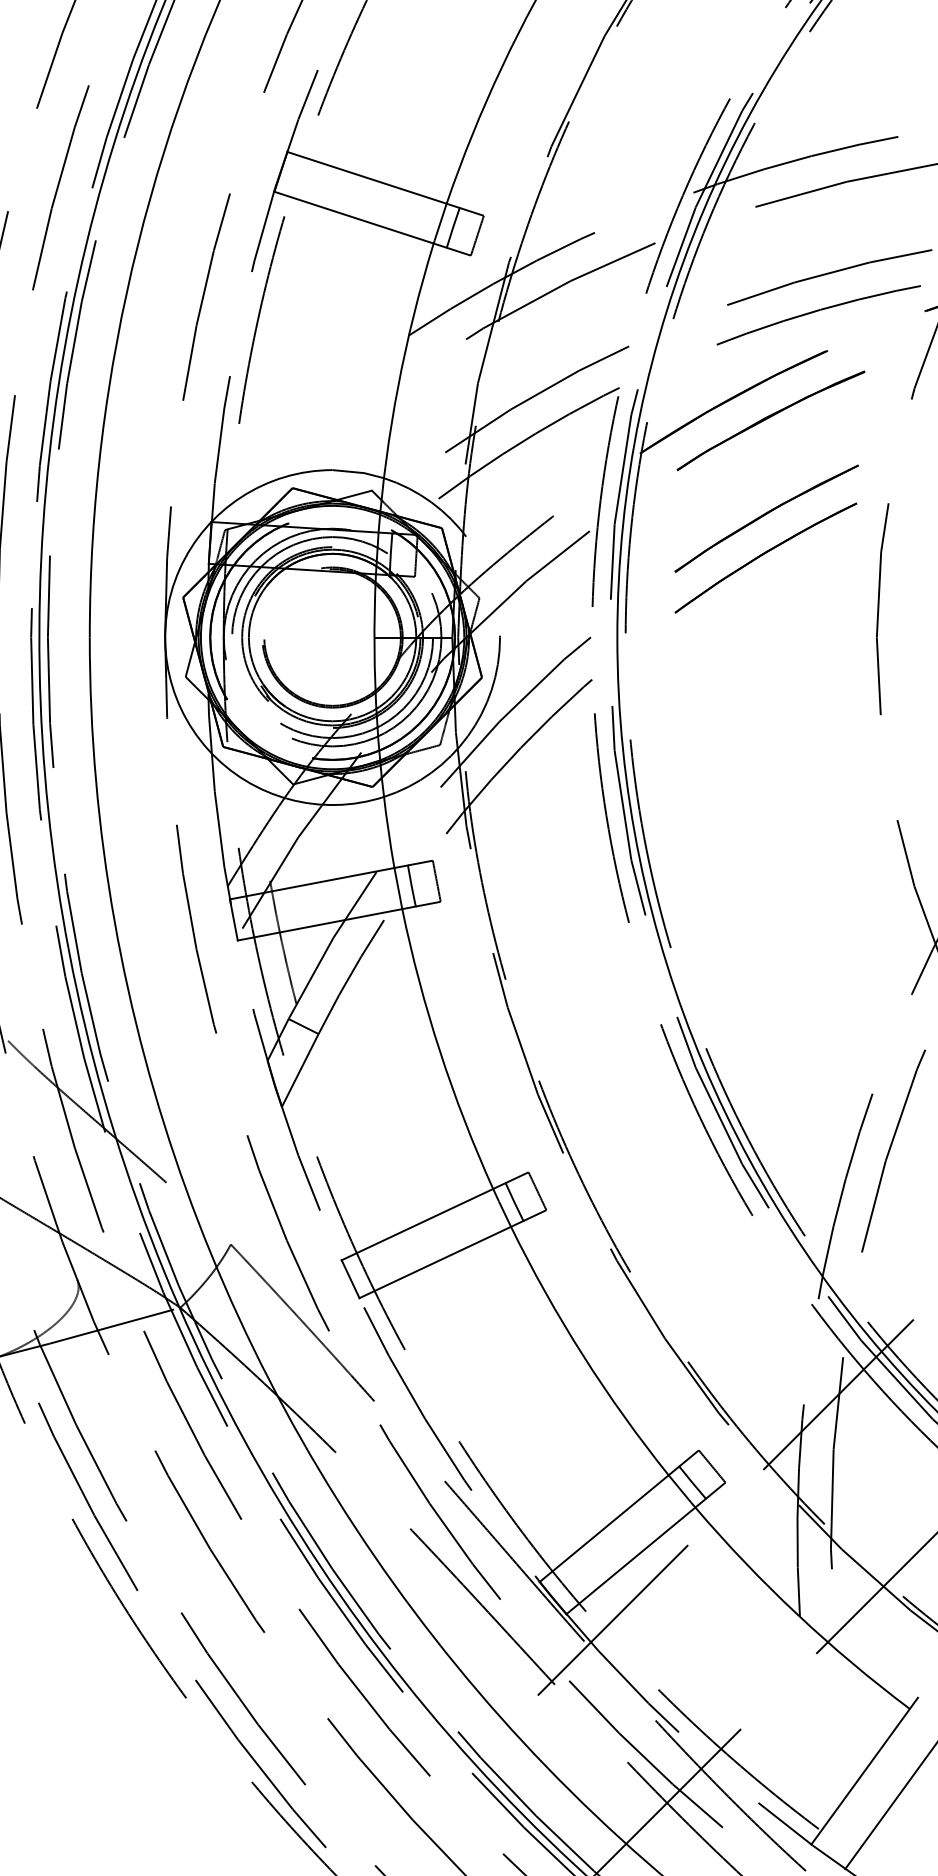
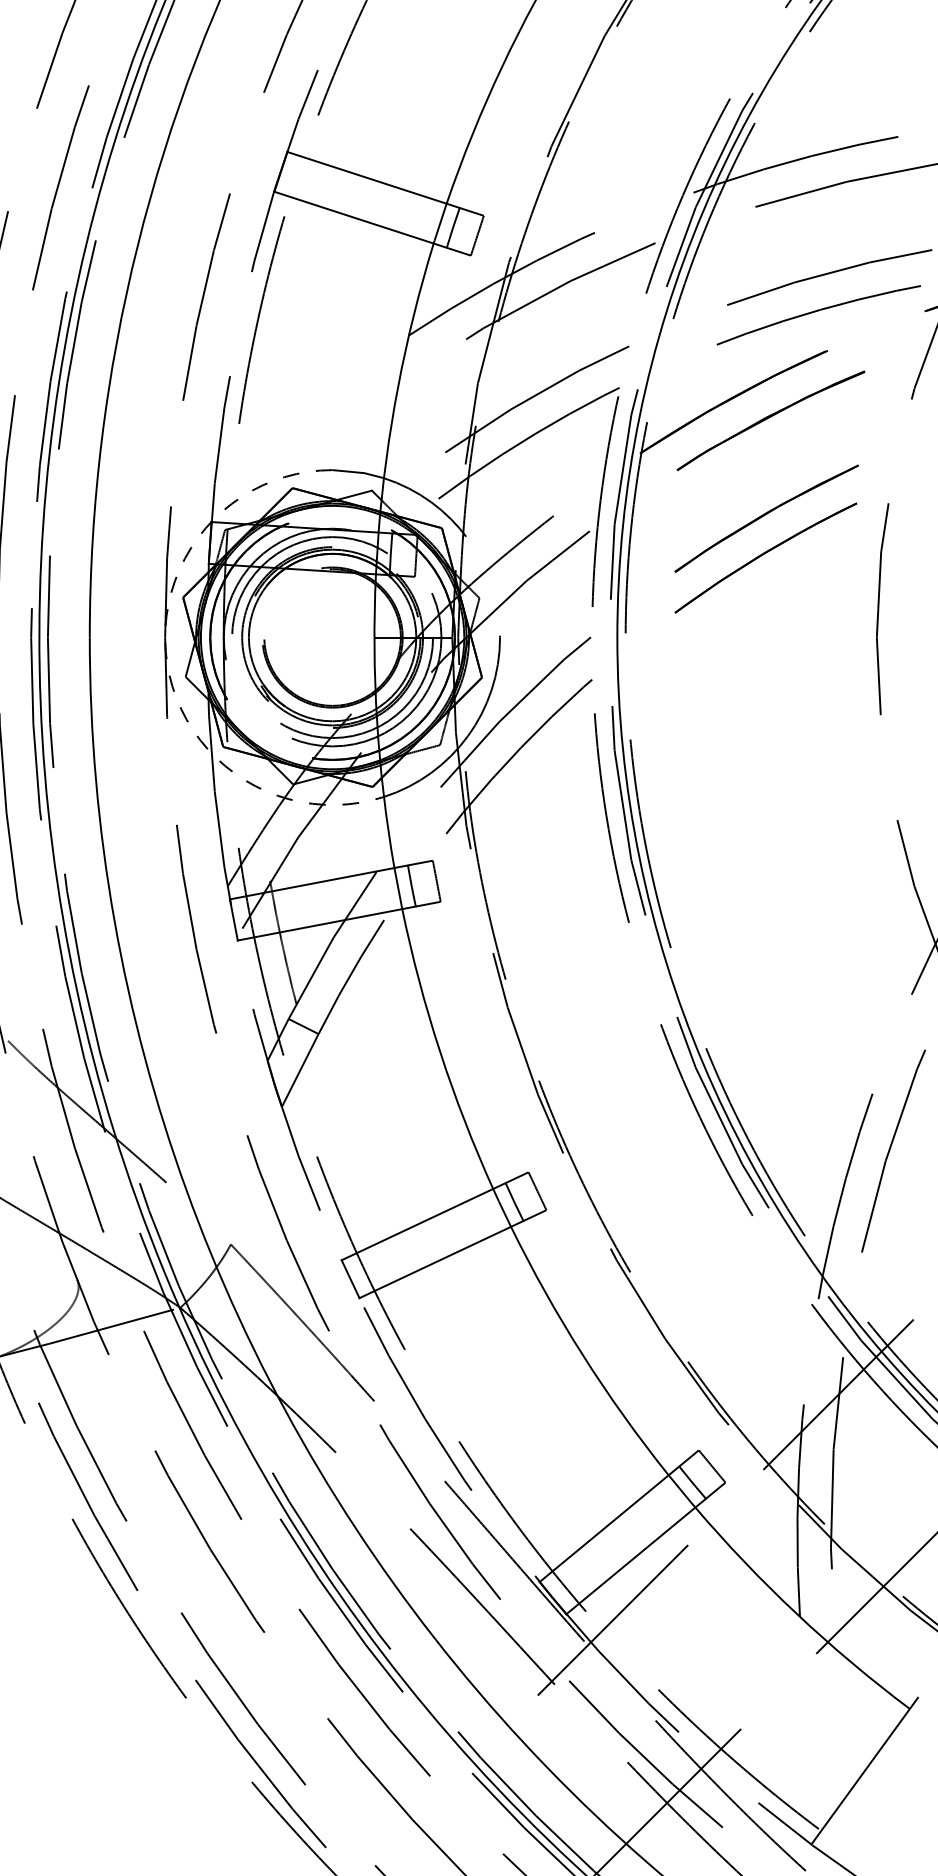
arc: solid -> dashed (167, 663)
line: present -> none (889, 1807)
